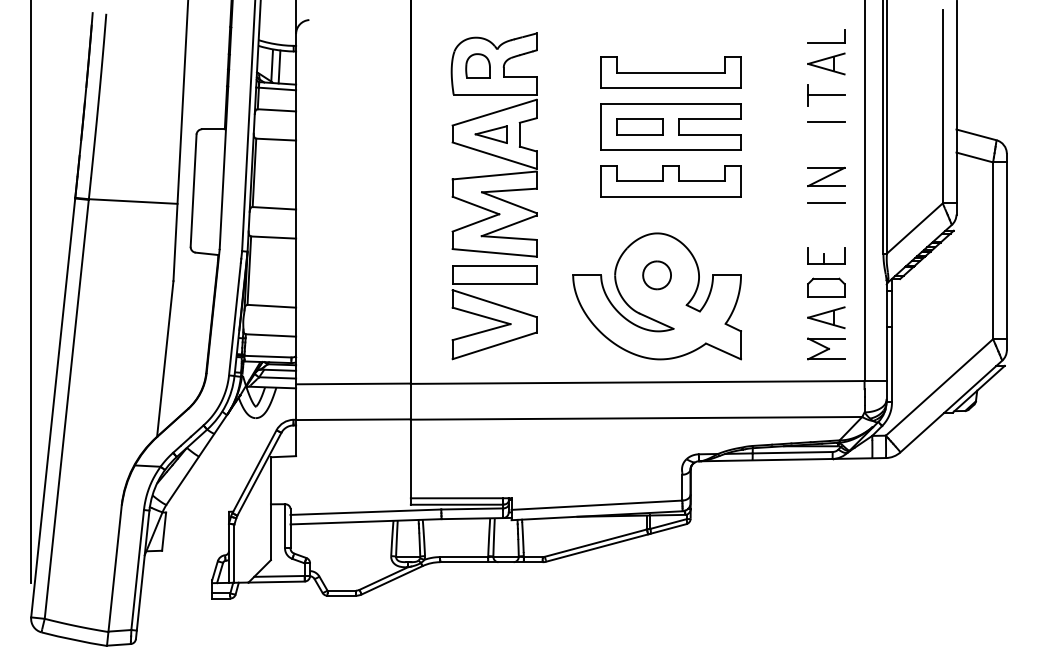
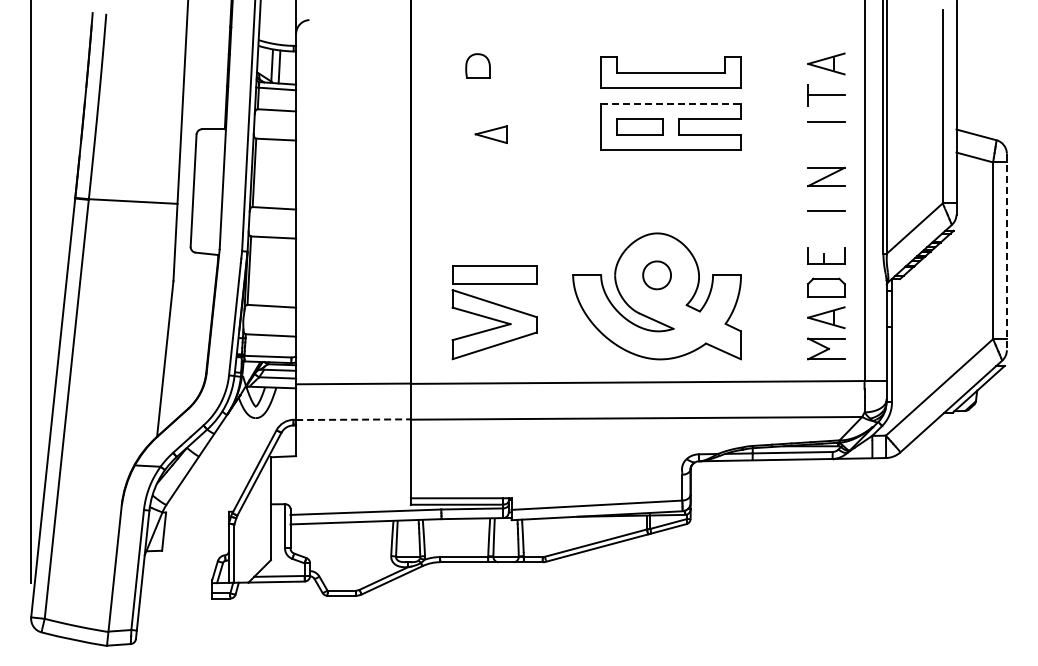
part: present -> none (826, 36)
line: solid -> dashed (671, 103)
part: present -> none (493, 144)
part: present -> none (670, 181)
line position: (826, 202) -> (826, 210) (826, 210)
line: solid -> dashed (1006, 252)
line: solid -> dashed (353, 419)
